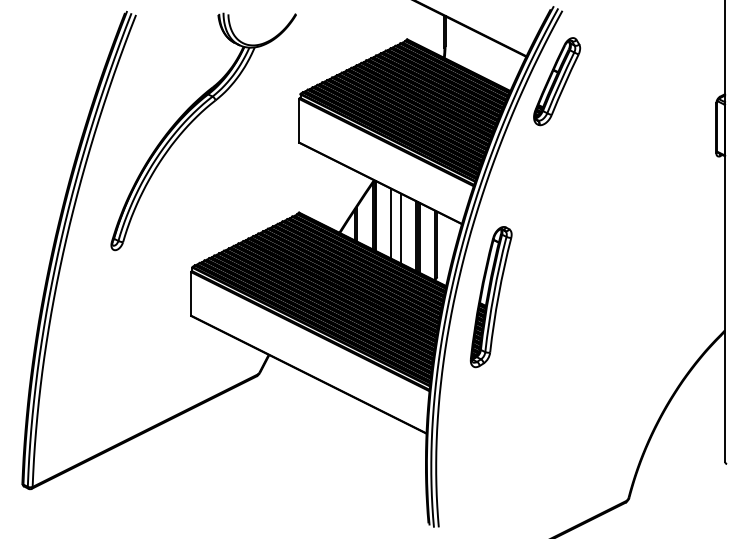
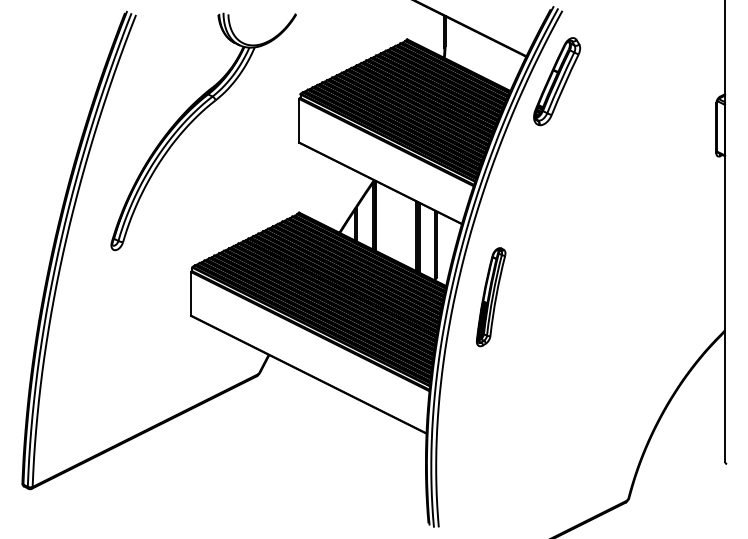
line: present -> none (391, 223)
line: present -> none (401, 228)
part size: 44x143 px -> 31x101 px (491, 297)
